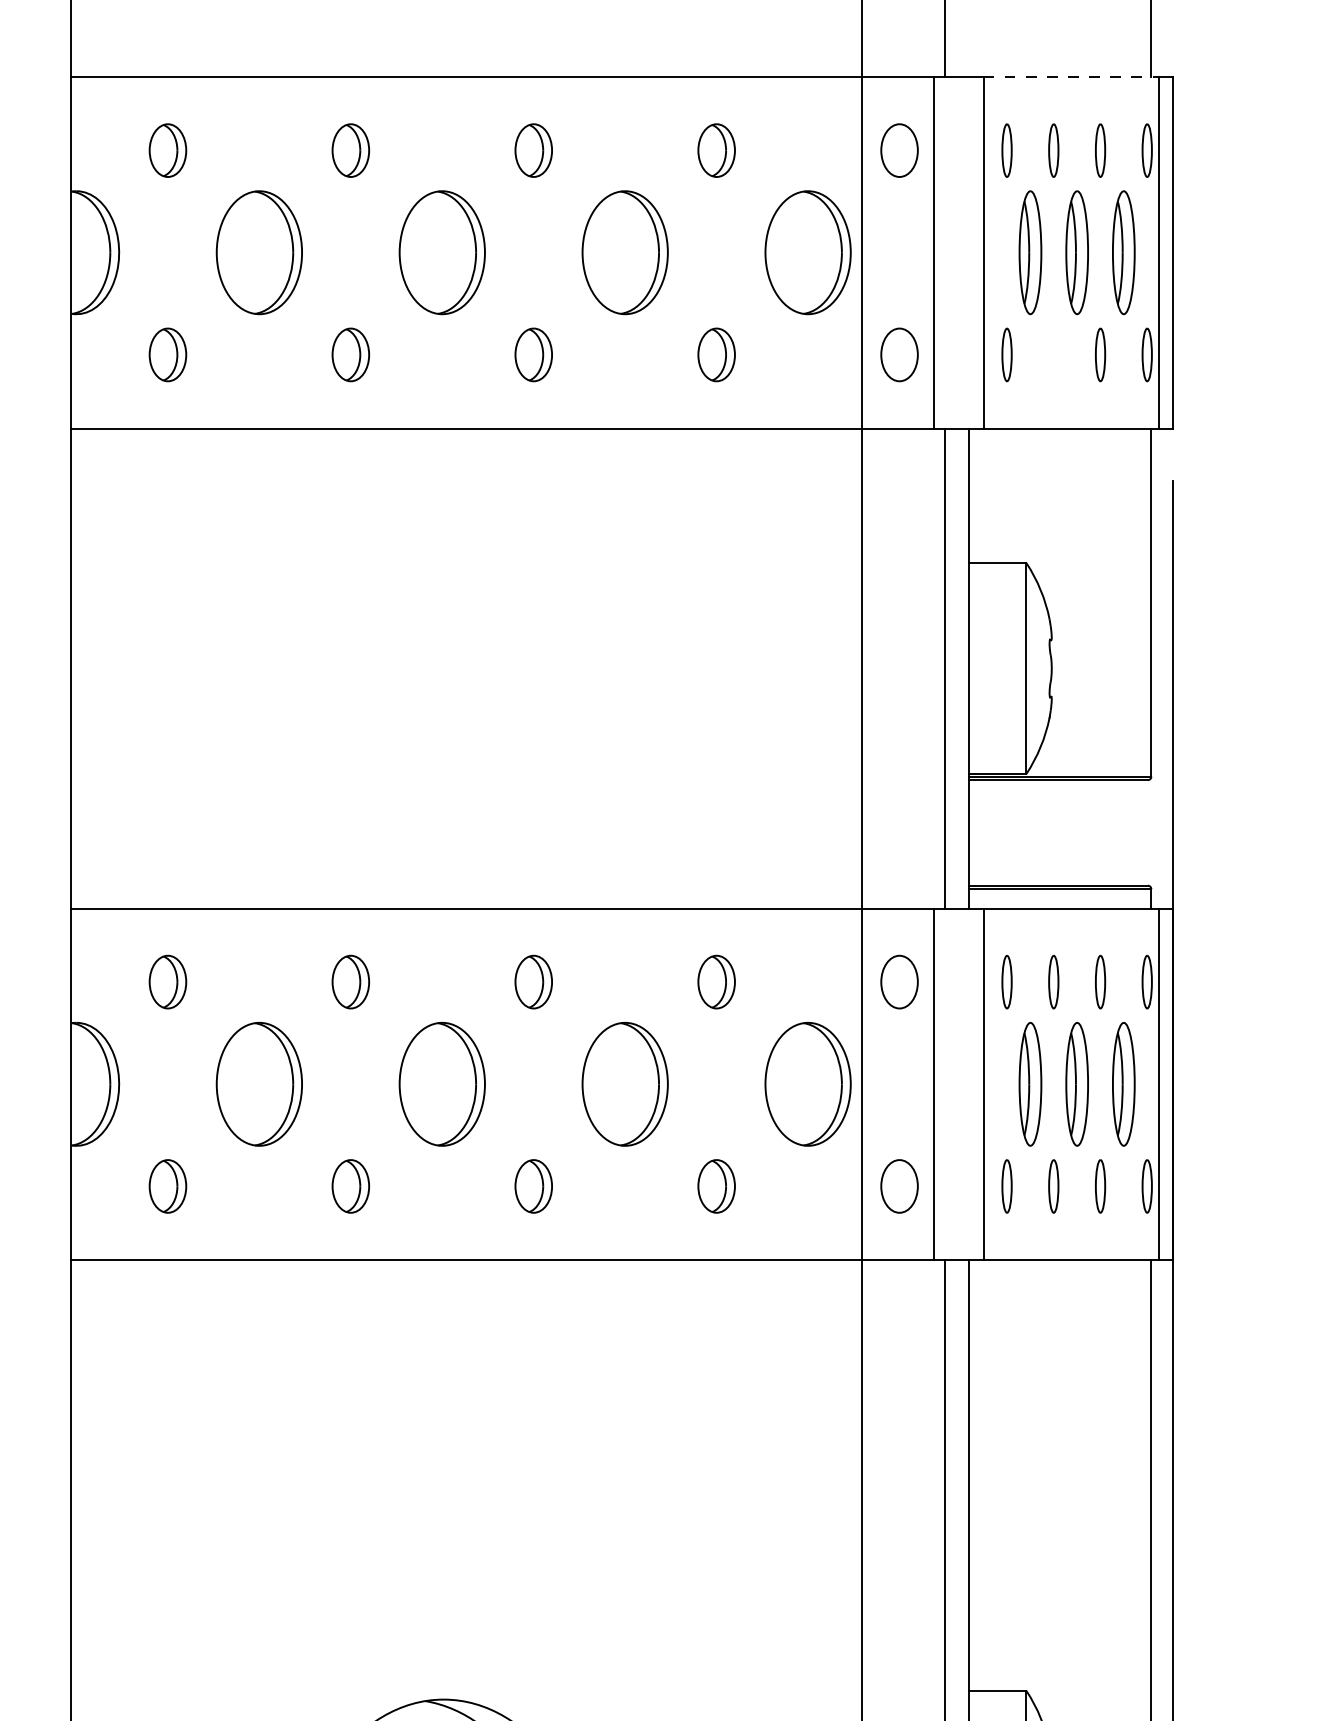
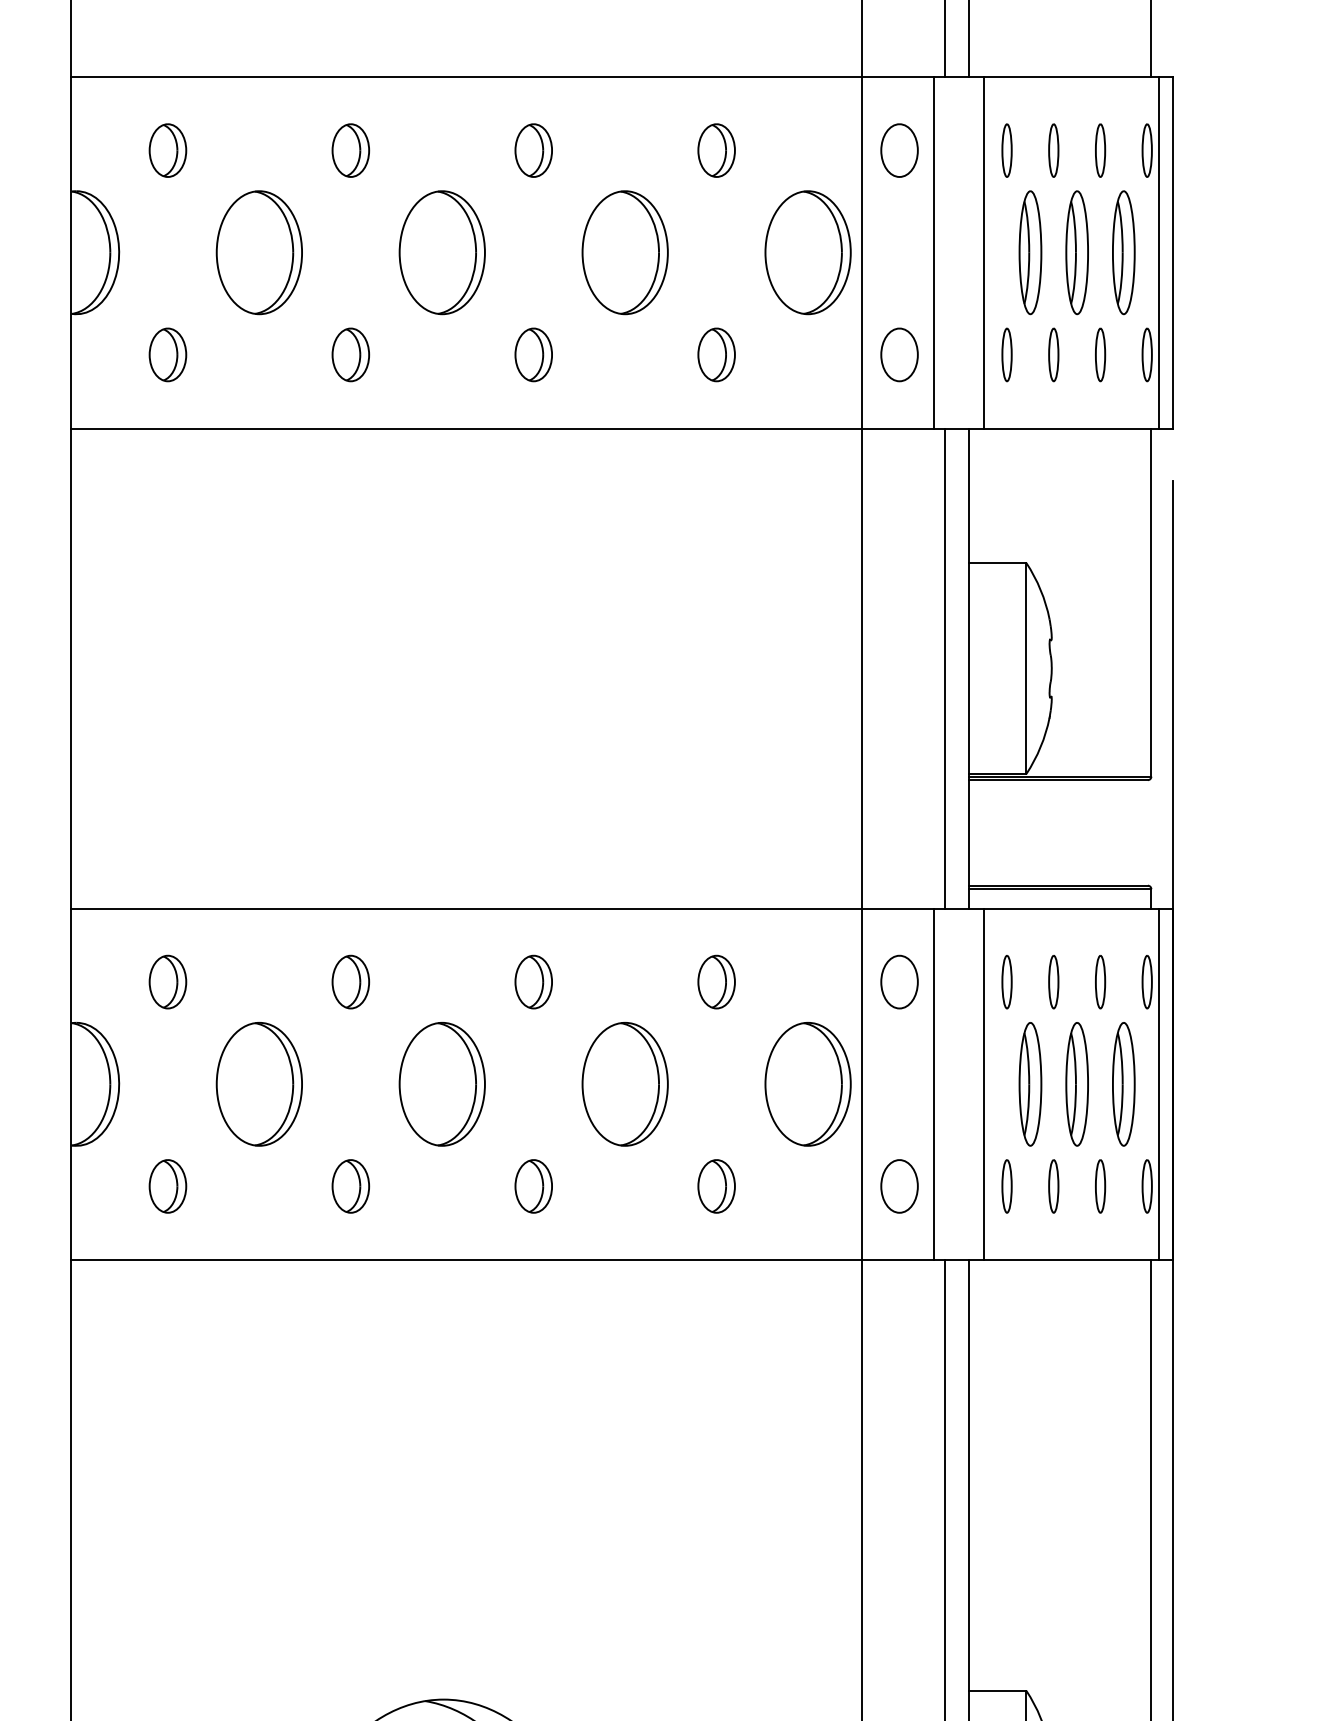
line: none -> present (969, 39)
line: dashed -> solid (1071, 77)
part: none -> present (1053, 354)
